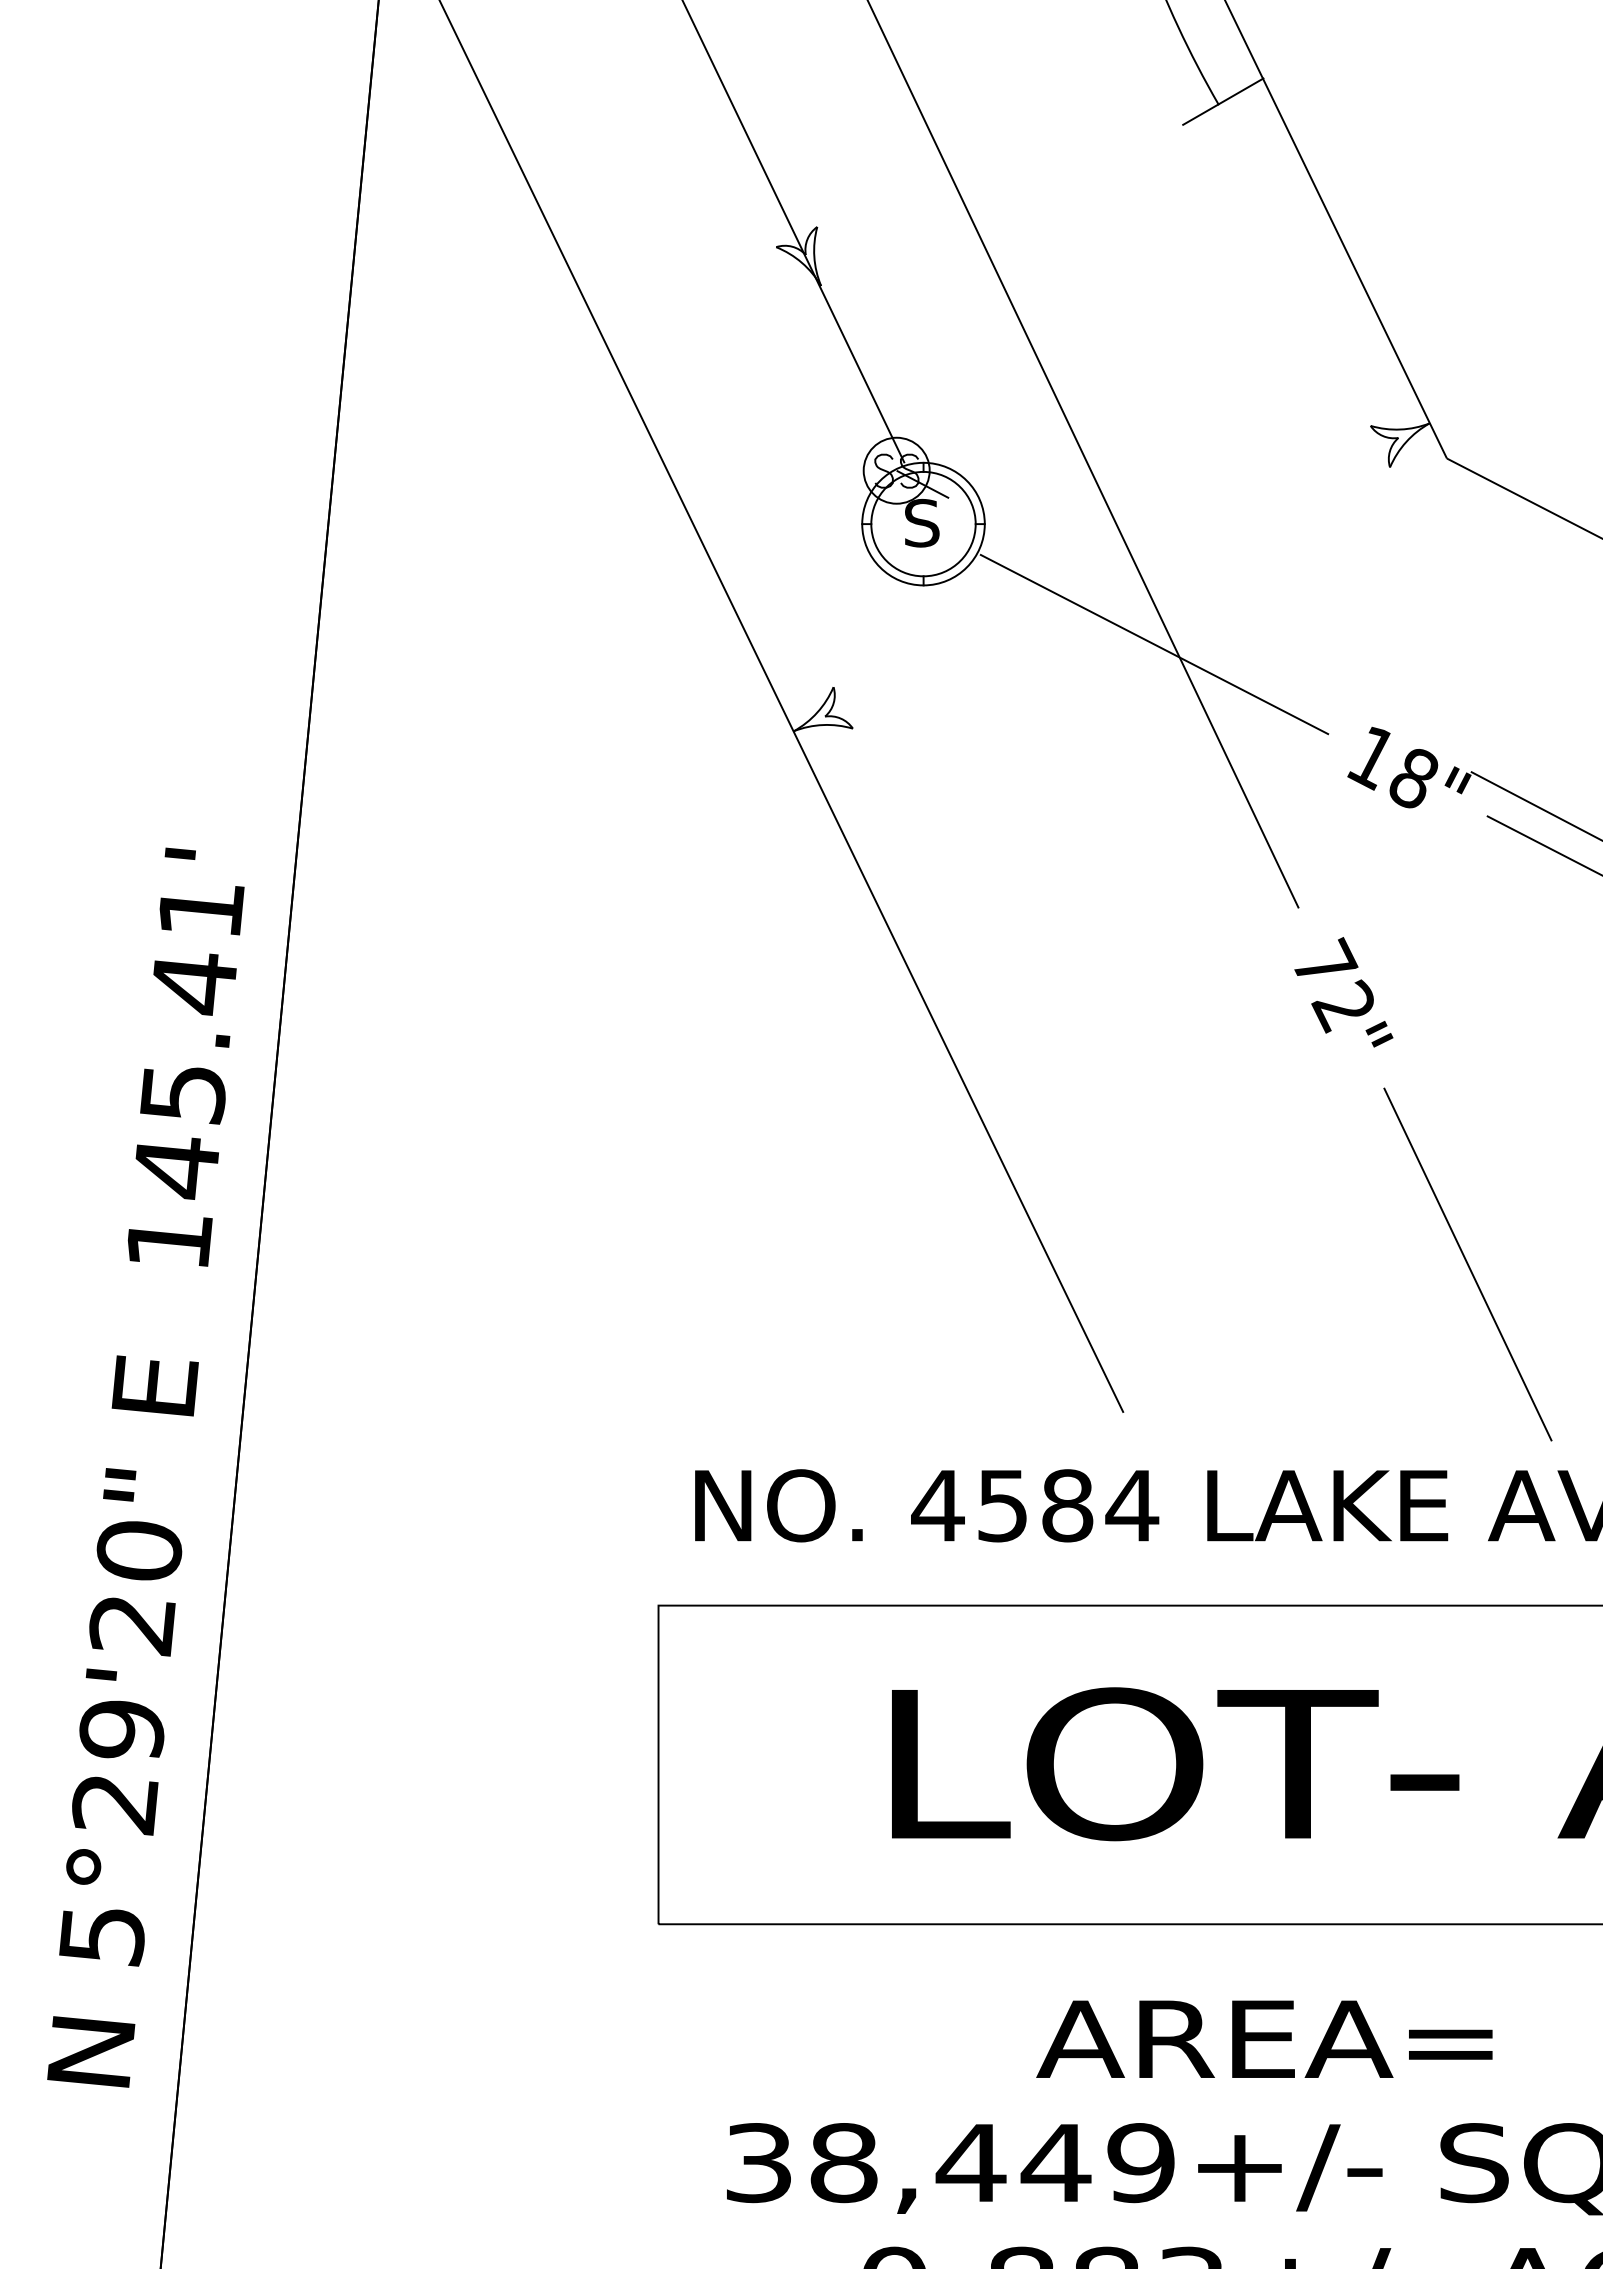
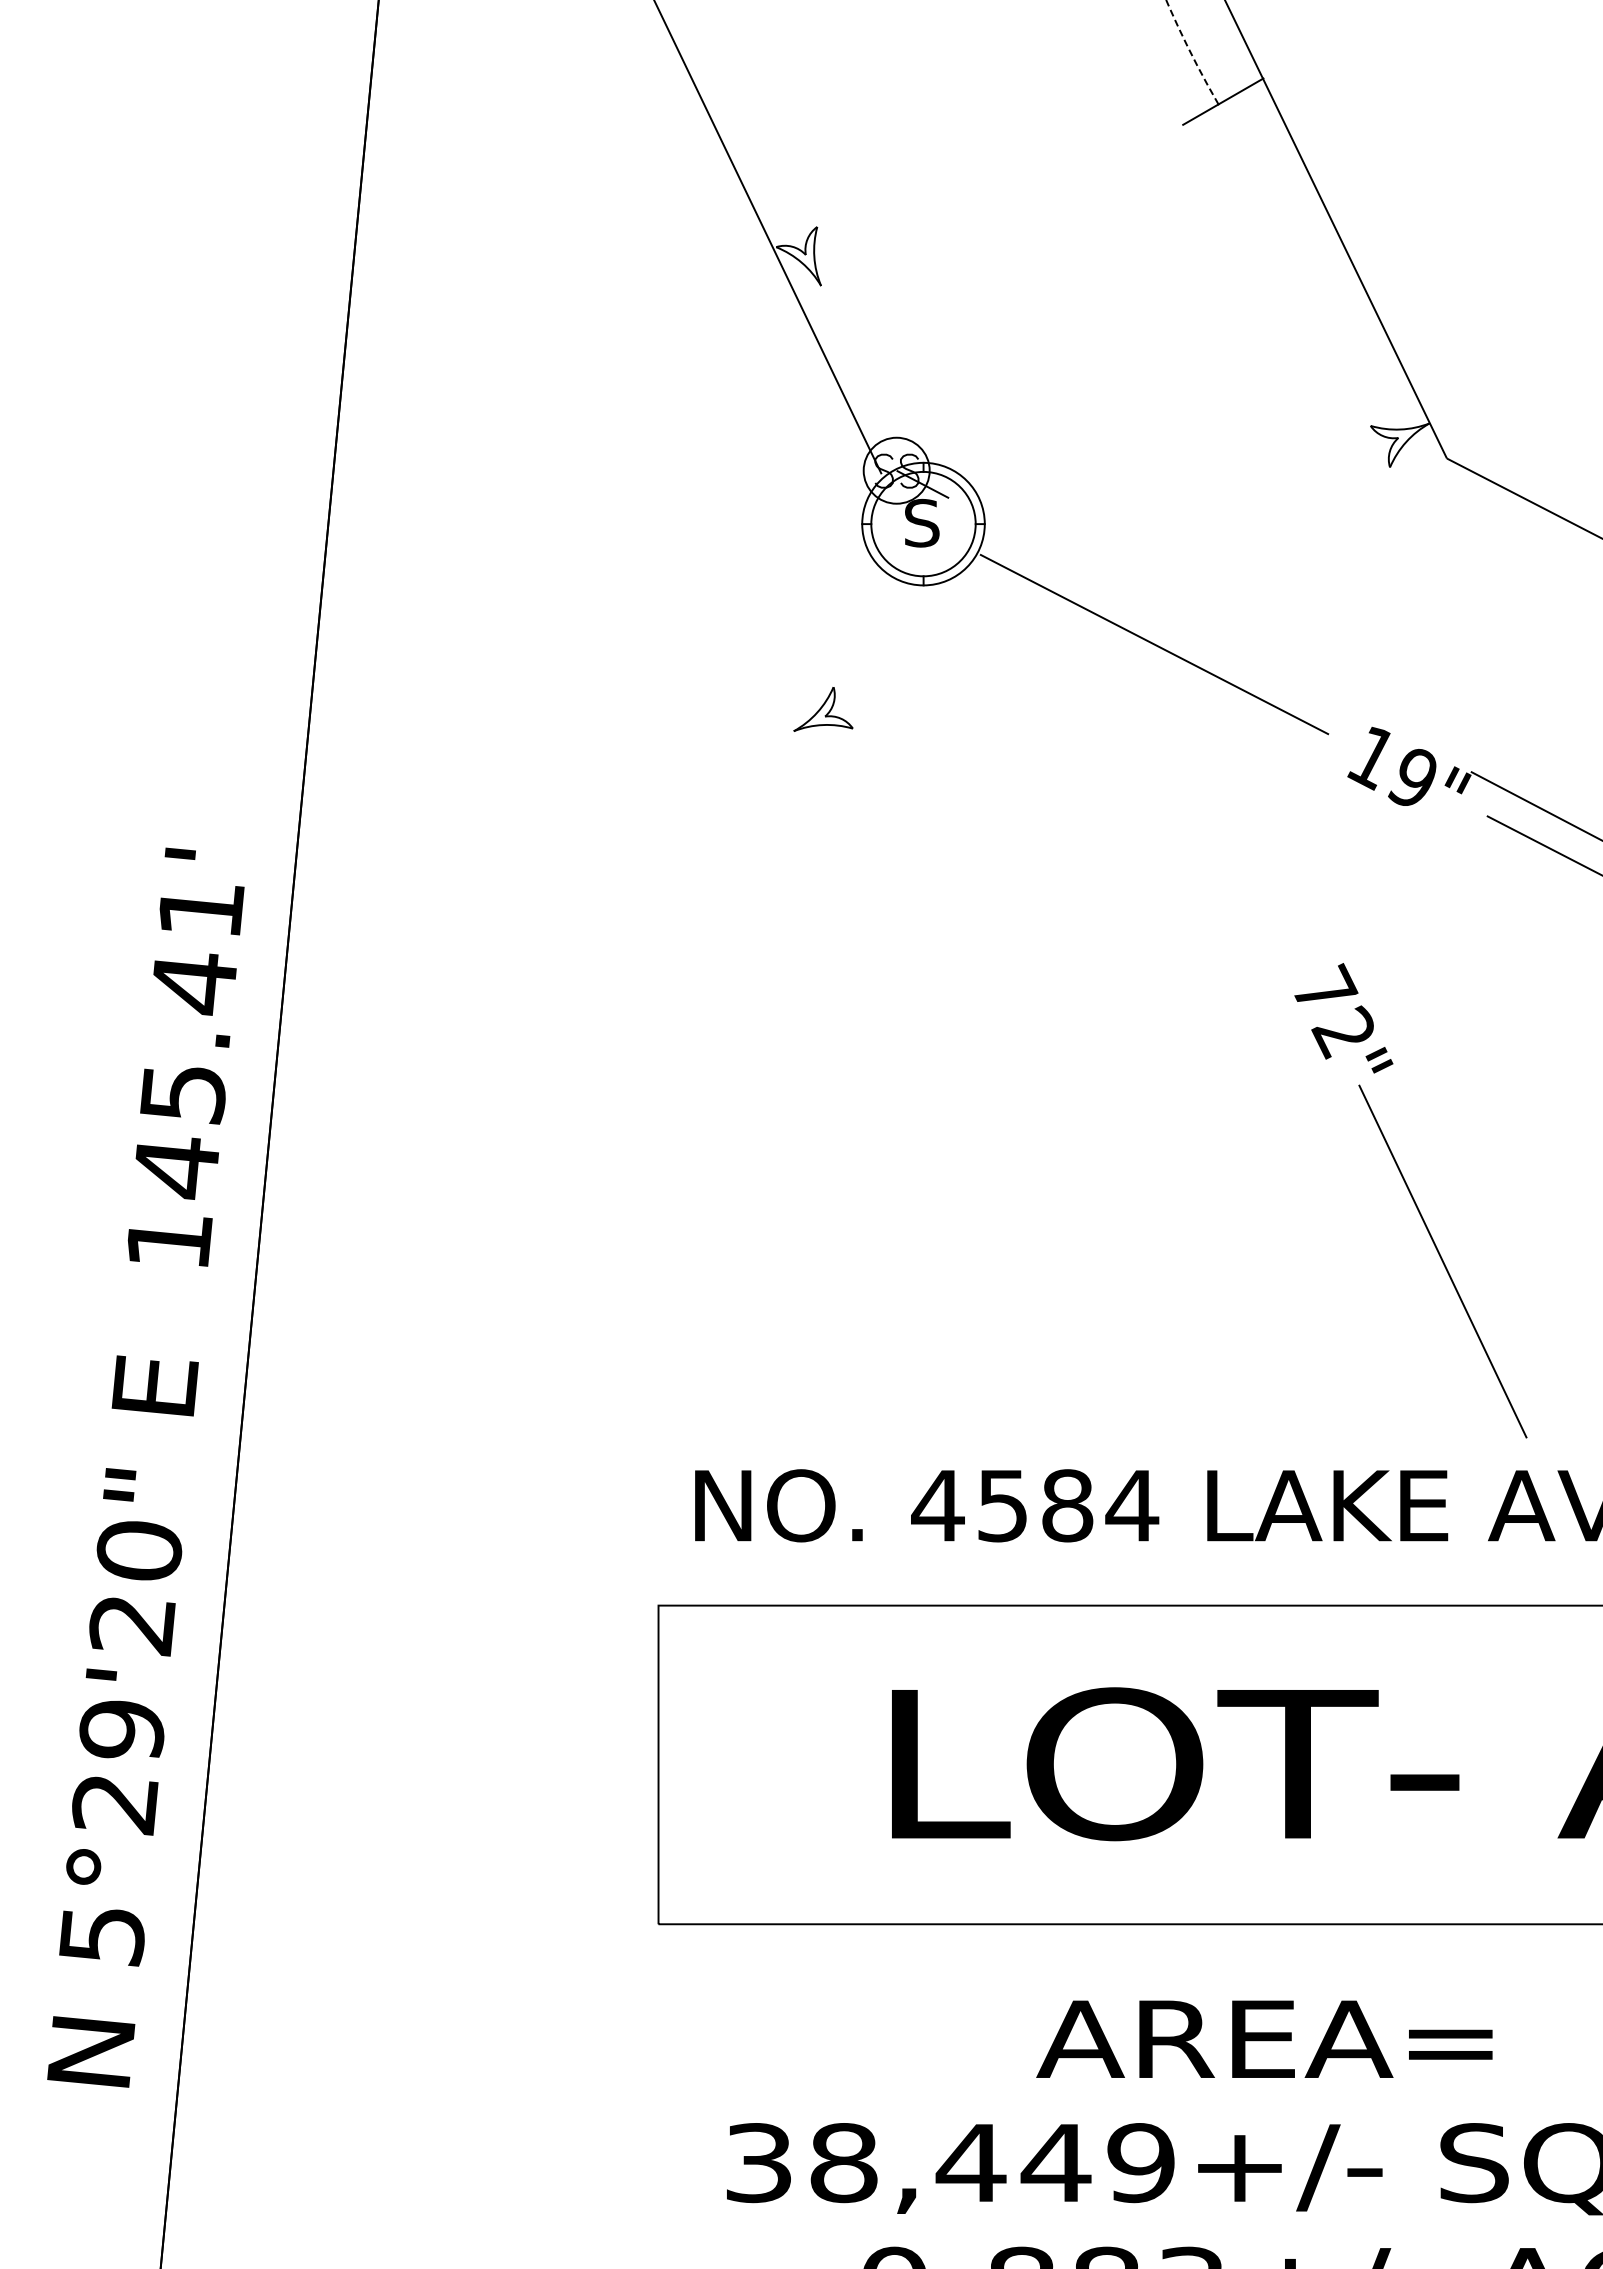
arc: solid -> dashed (1190, 52)
line position: (793, 232) -> (768, 238) (768, 238)
line: present -> none (1083, 455)
line: present -> none (781, 707)
text: 18" -> 19" (1413, 778)
text position: (1343, 992) -> (1343, 1018) (1343, 1018)
line position: (1467, 1264) -> (1442, 1261) (1442, 1261)
